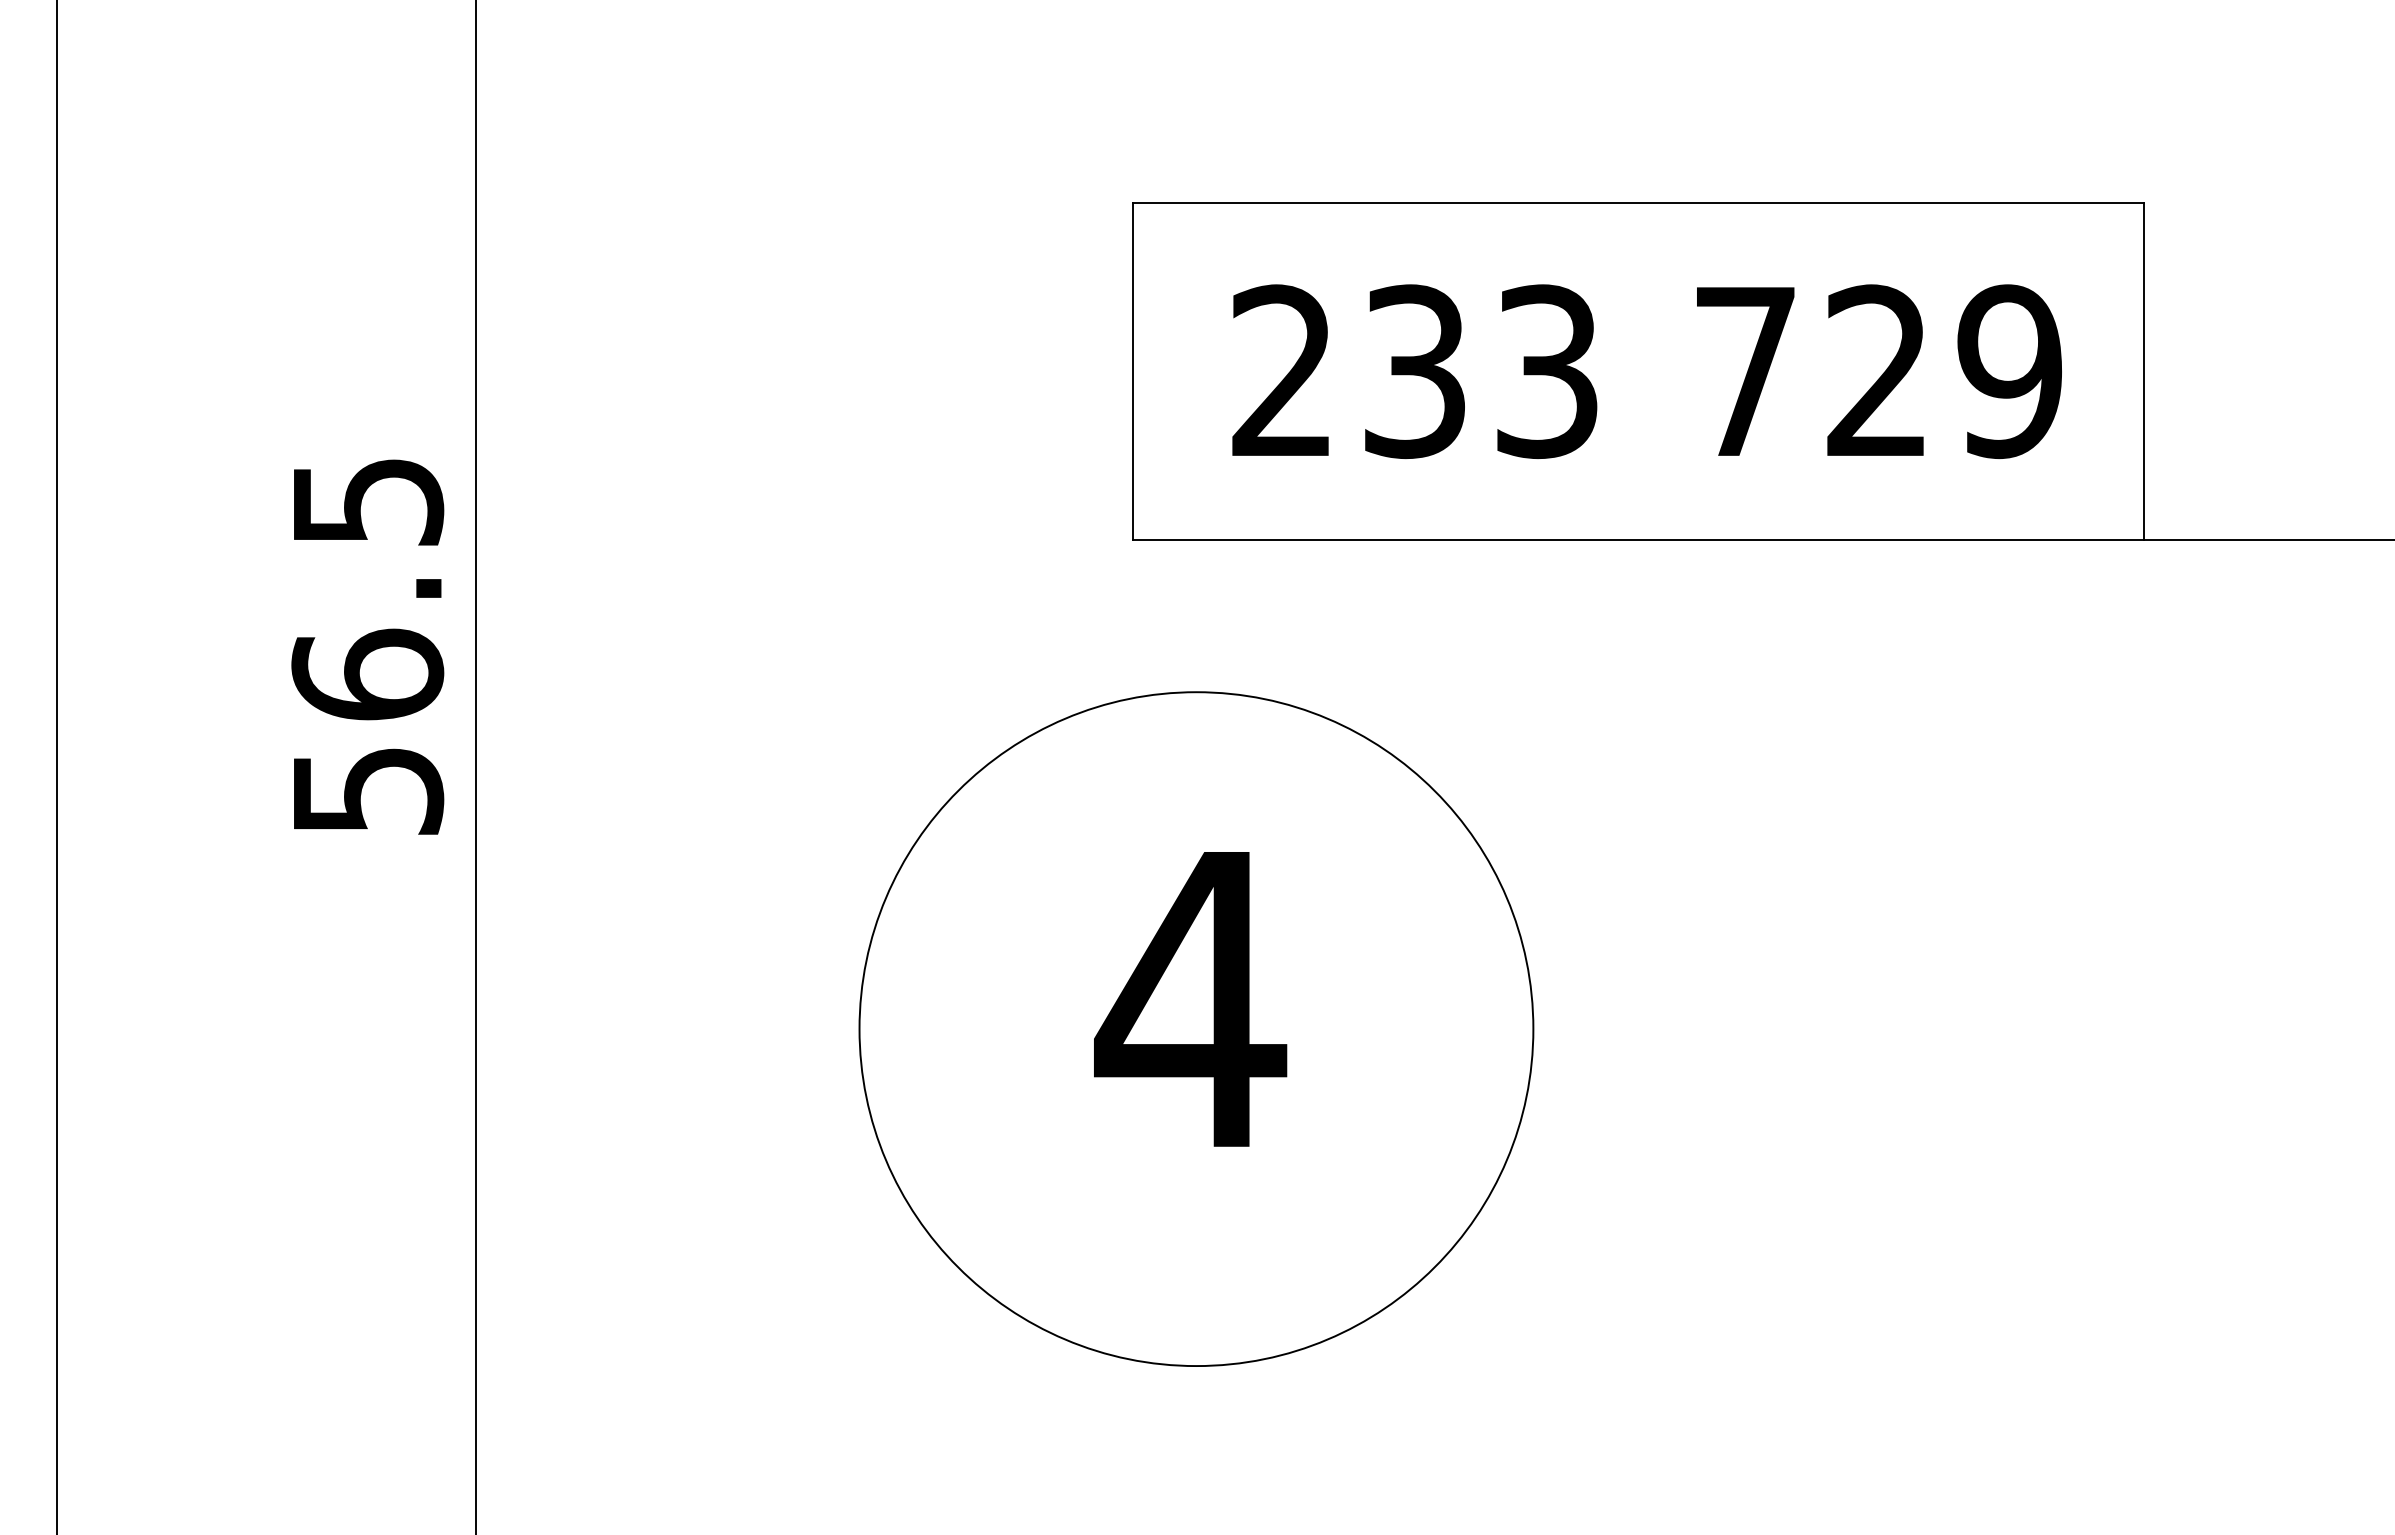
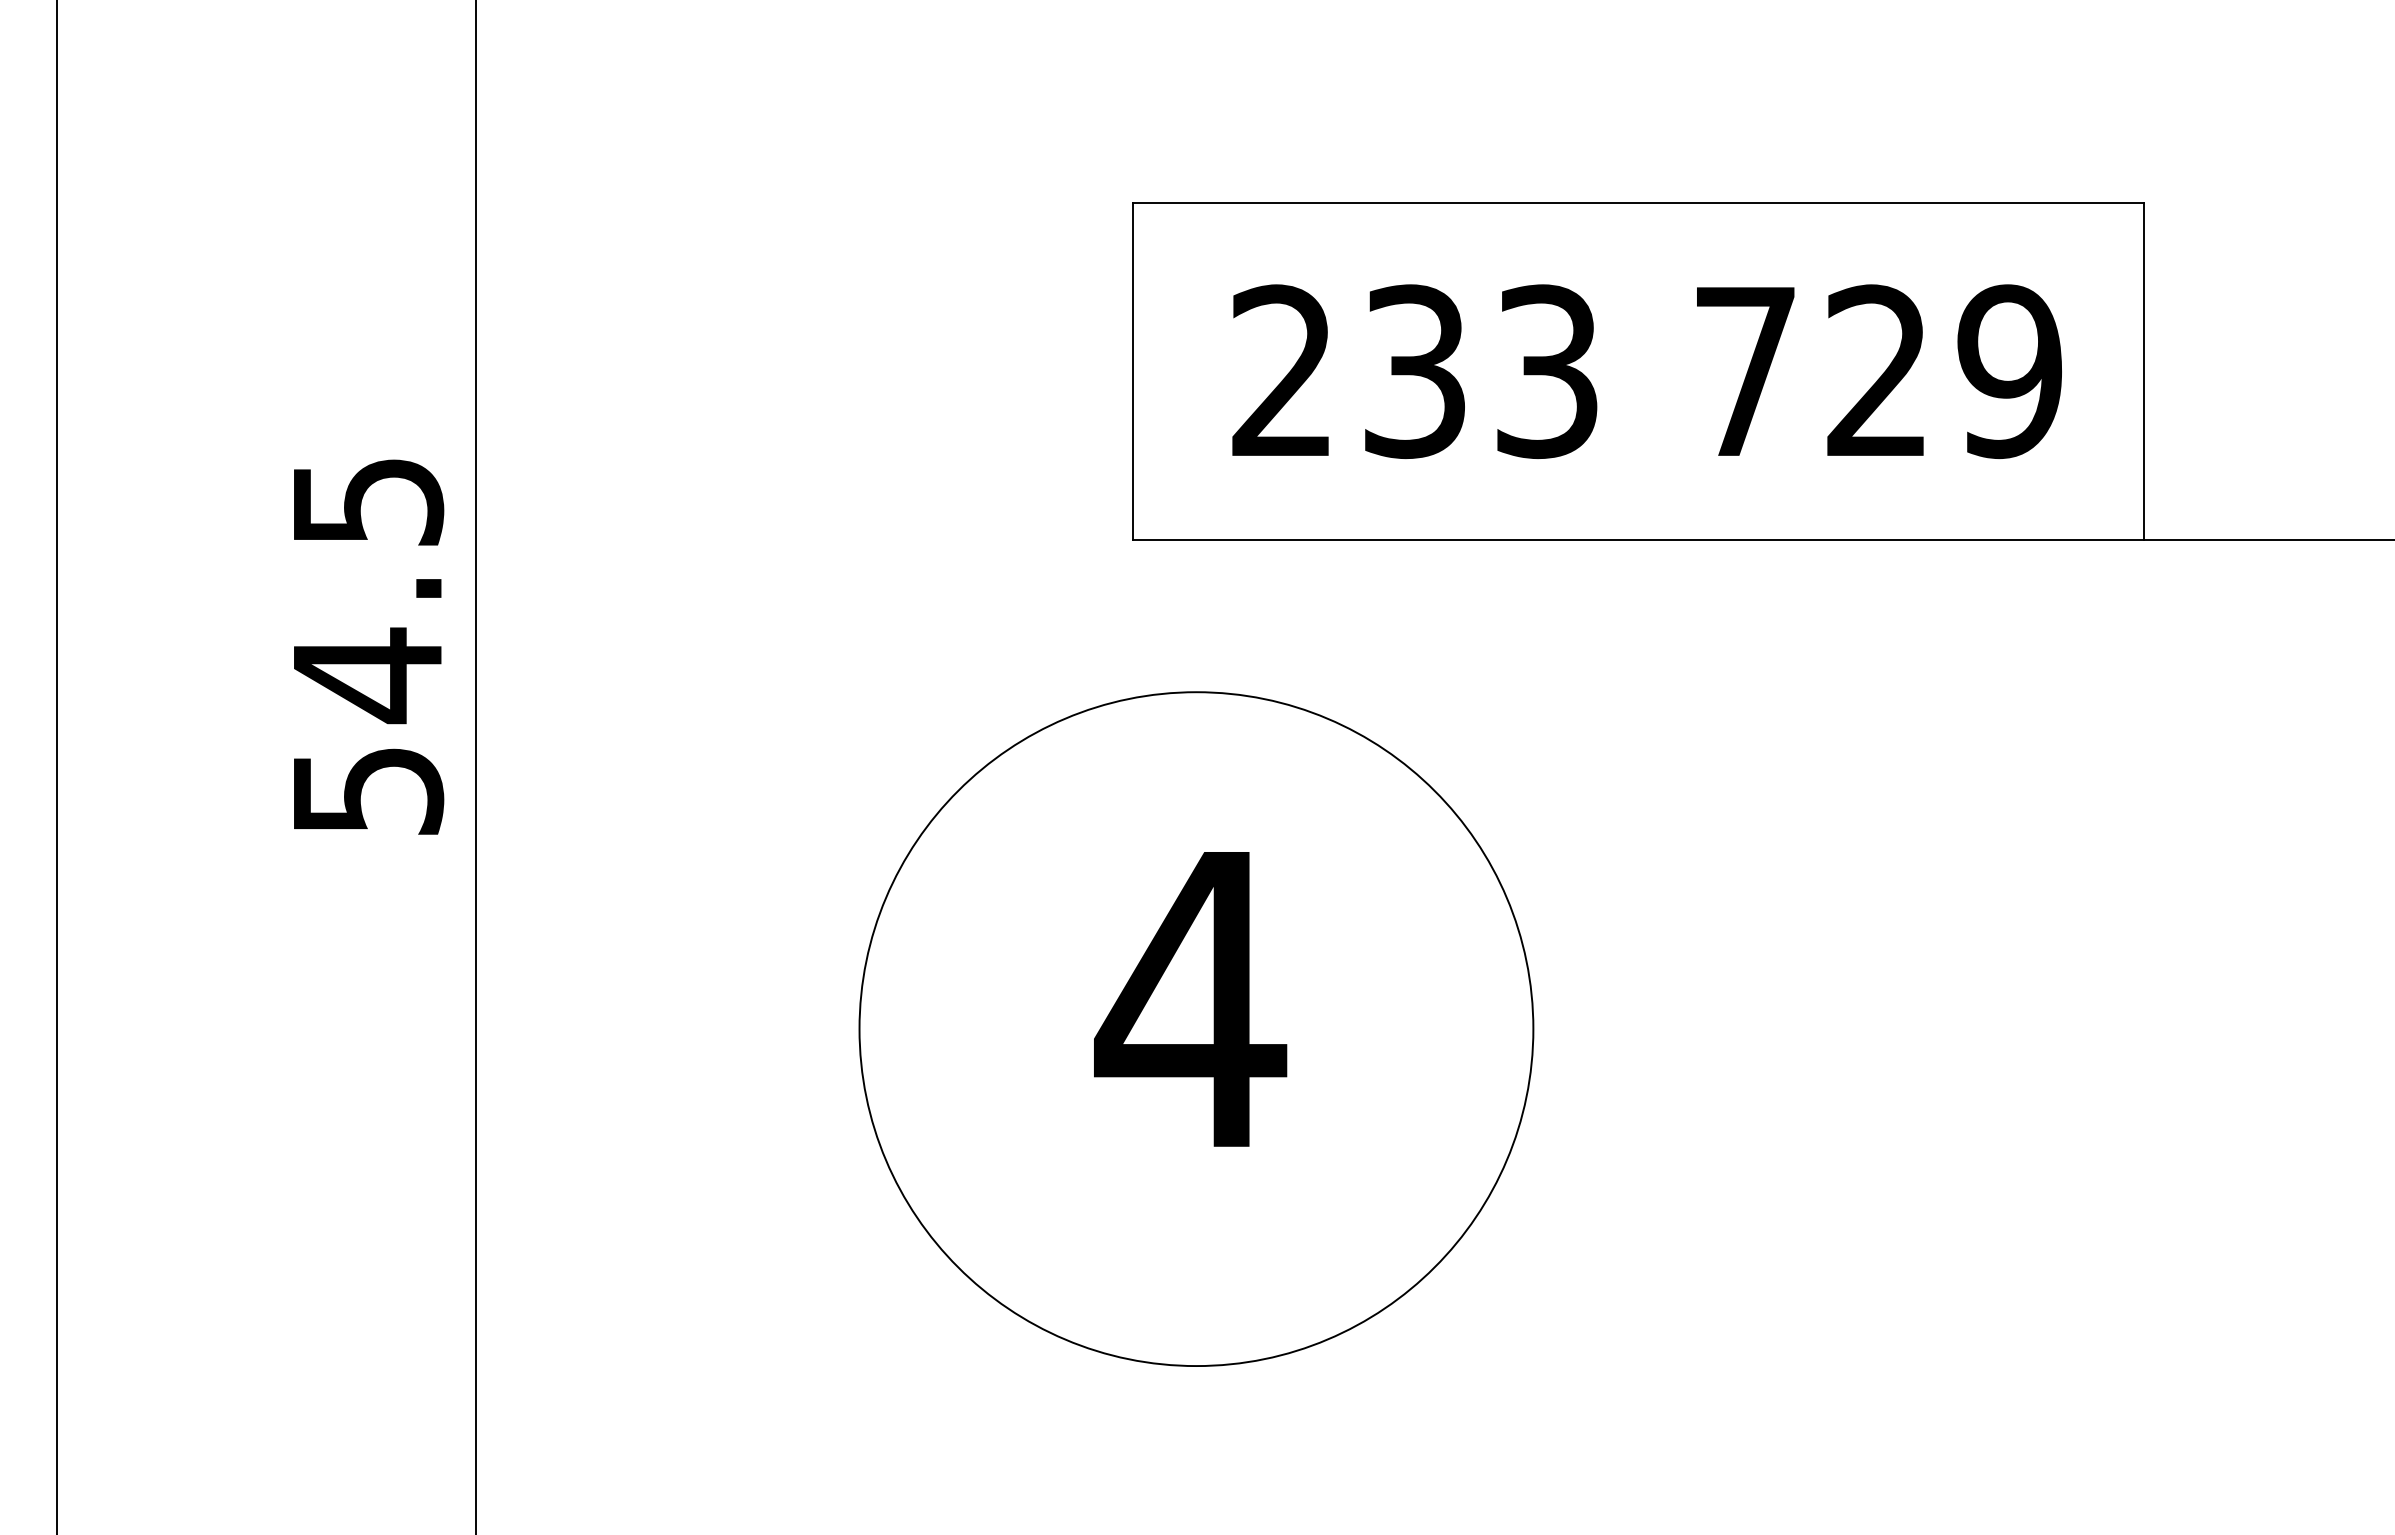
text: 56.5 -> 54.5 (367, 675)
